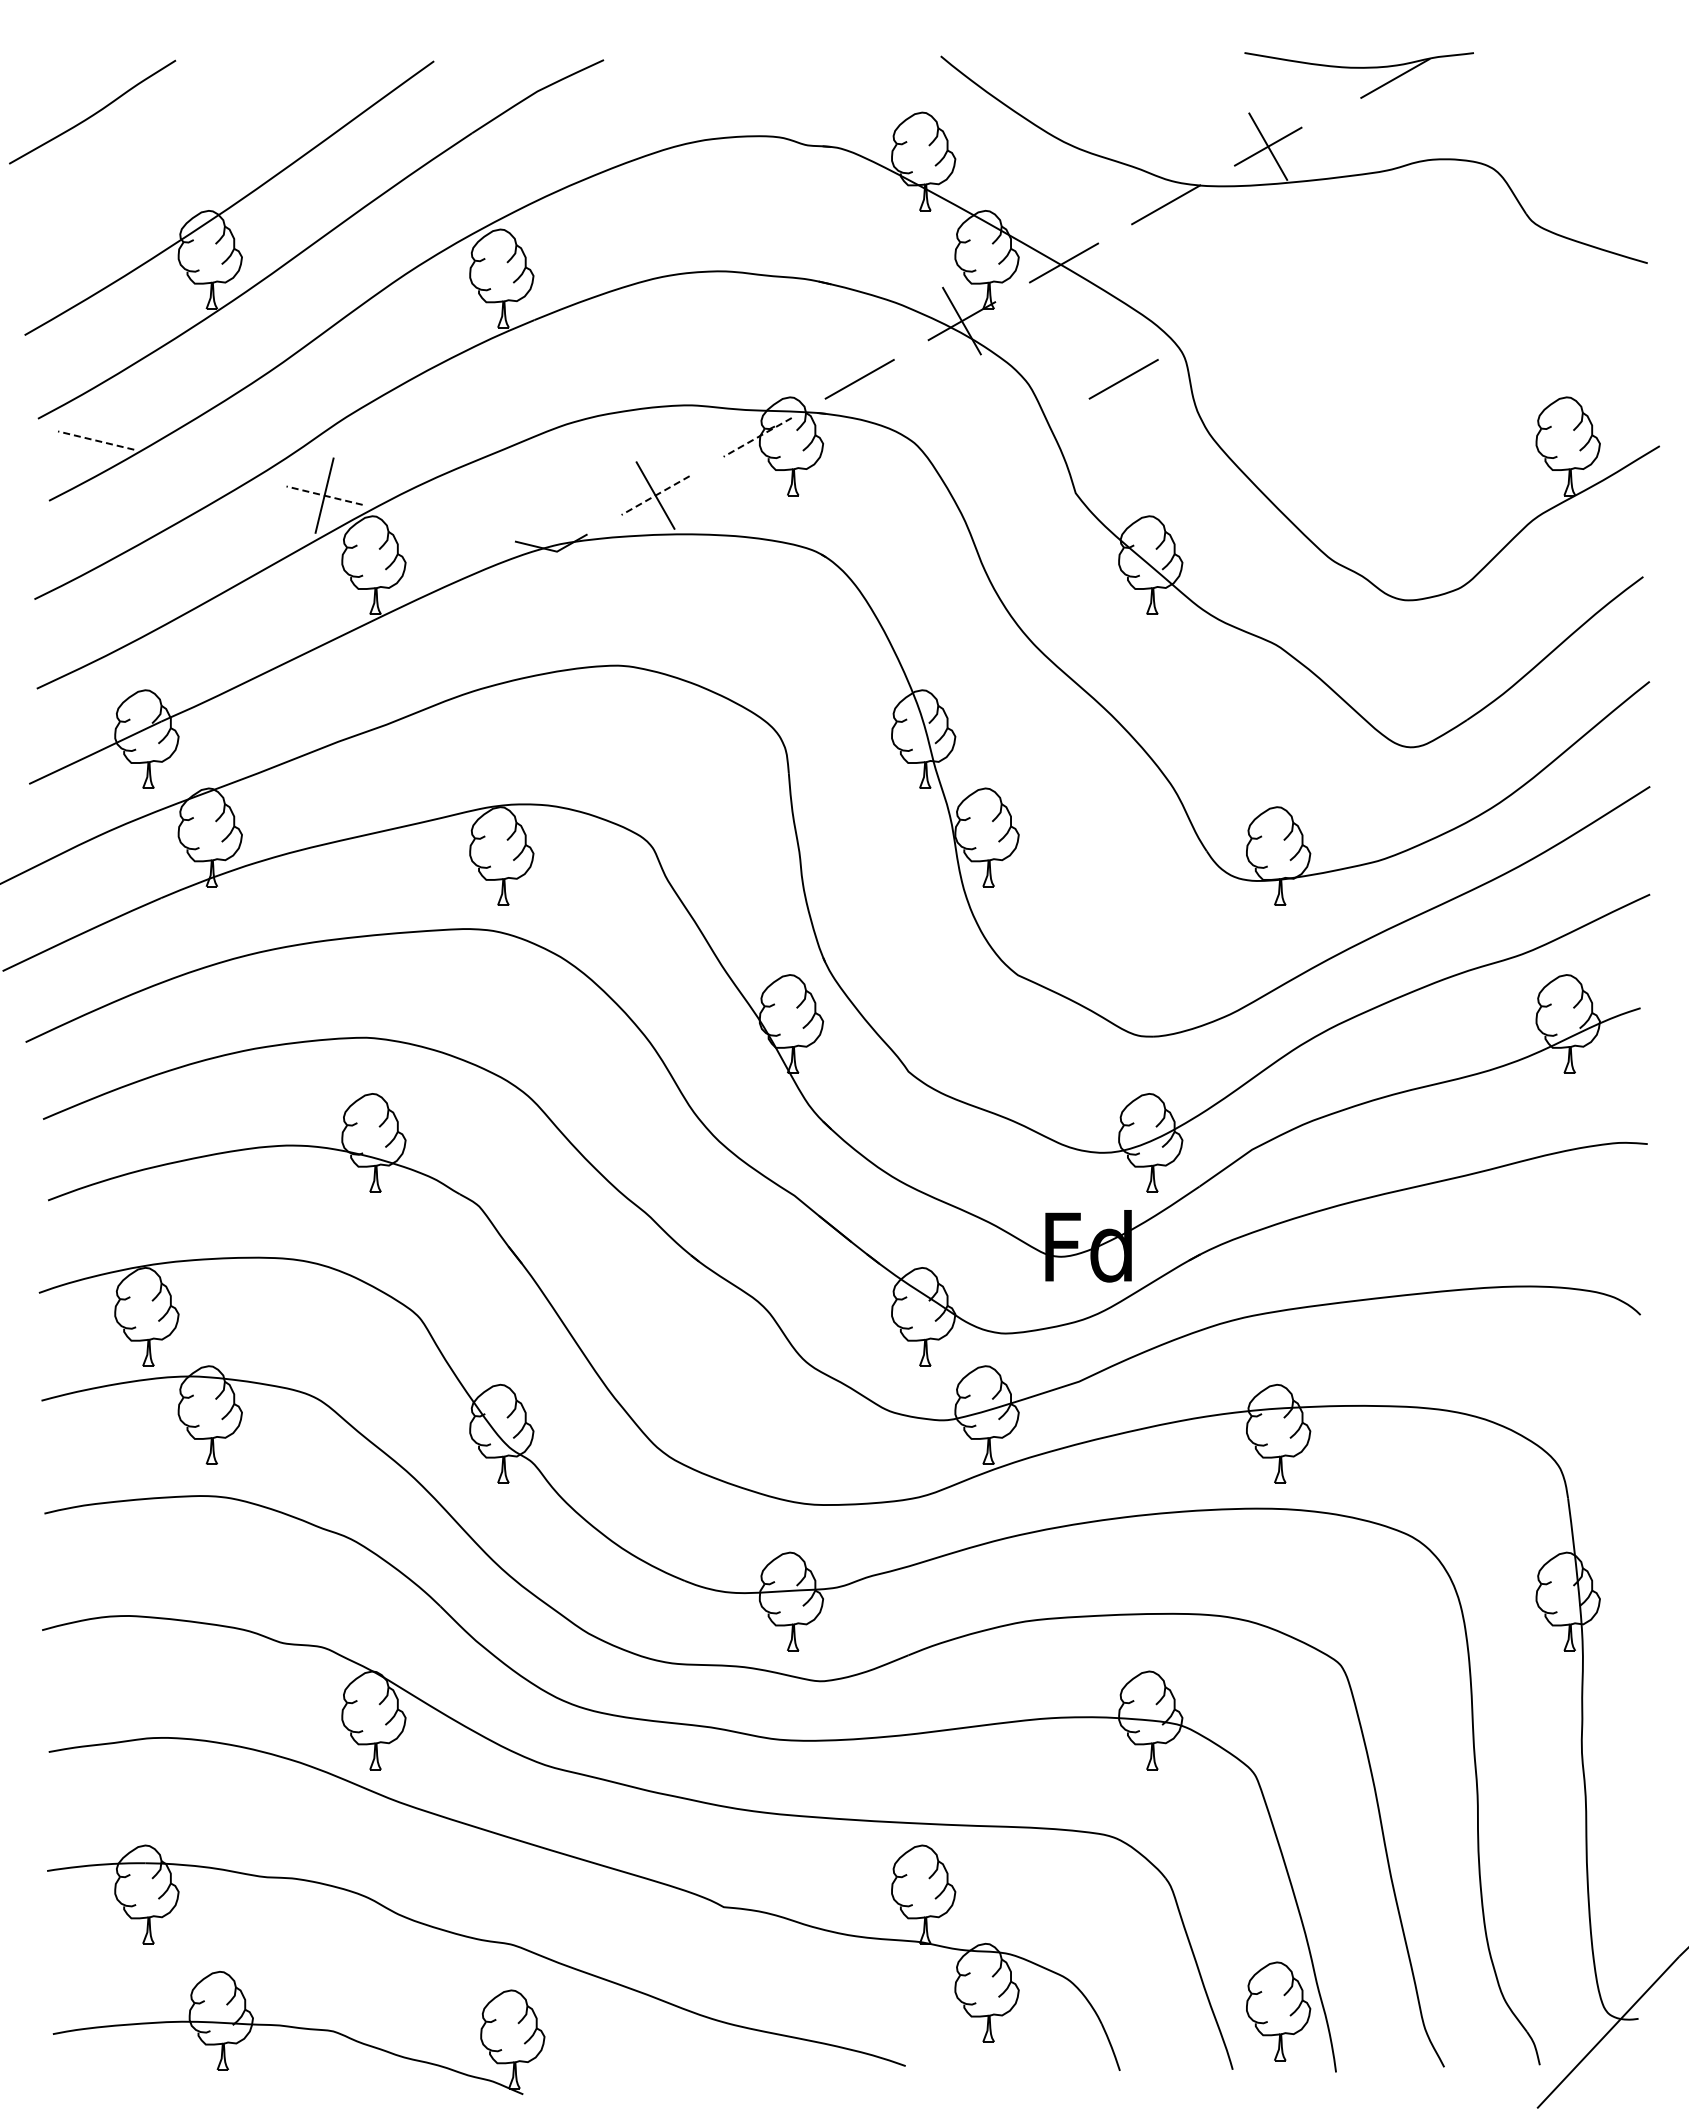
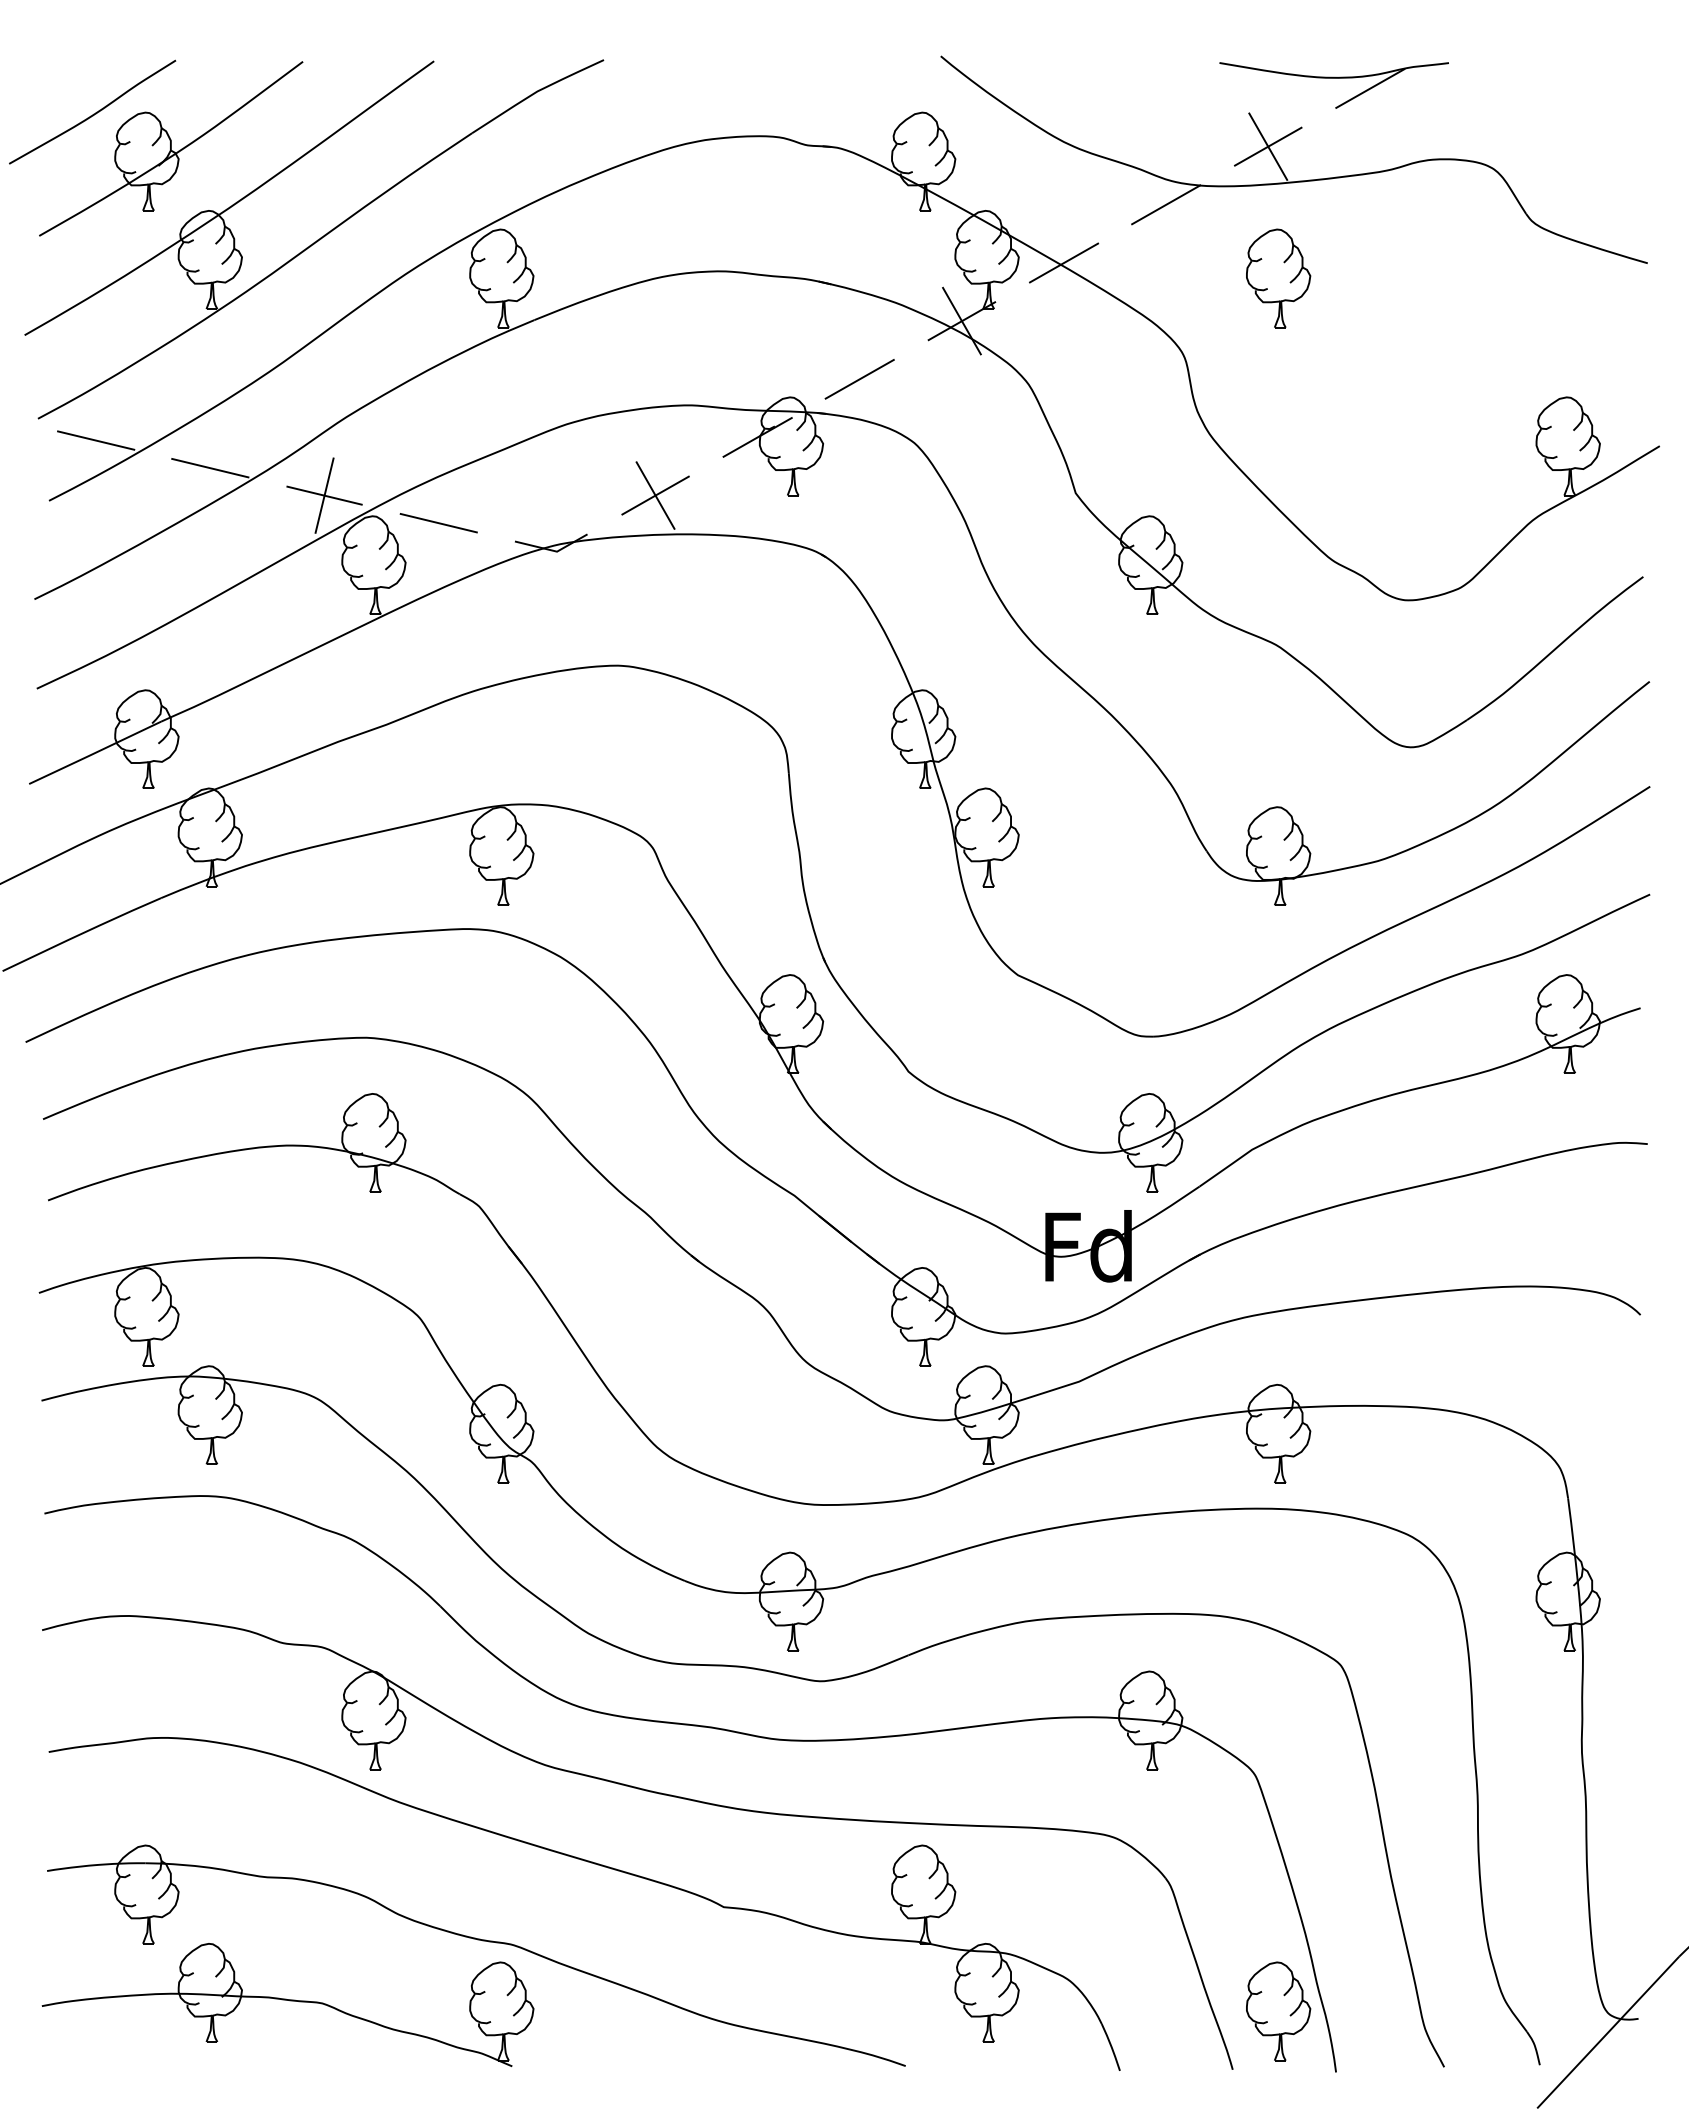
part position: (1358, 68) -> (1333, 78) (1333, 78)
part: none -> present (171, 148)
part: none -> present (1278, 278)
line: present -> none (1123, 379)
line: dashed -> solid (757, 437)
line: dashed -> solid (95, 440)
line: none -> present (210, 467)
line: dashed -> solid (324, 495)
line: dashed -> solid (655, 495)
line: none -> present (438, 522)
part position: (298, 2032) -> (287, 2004) (287, 2004)
